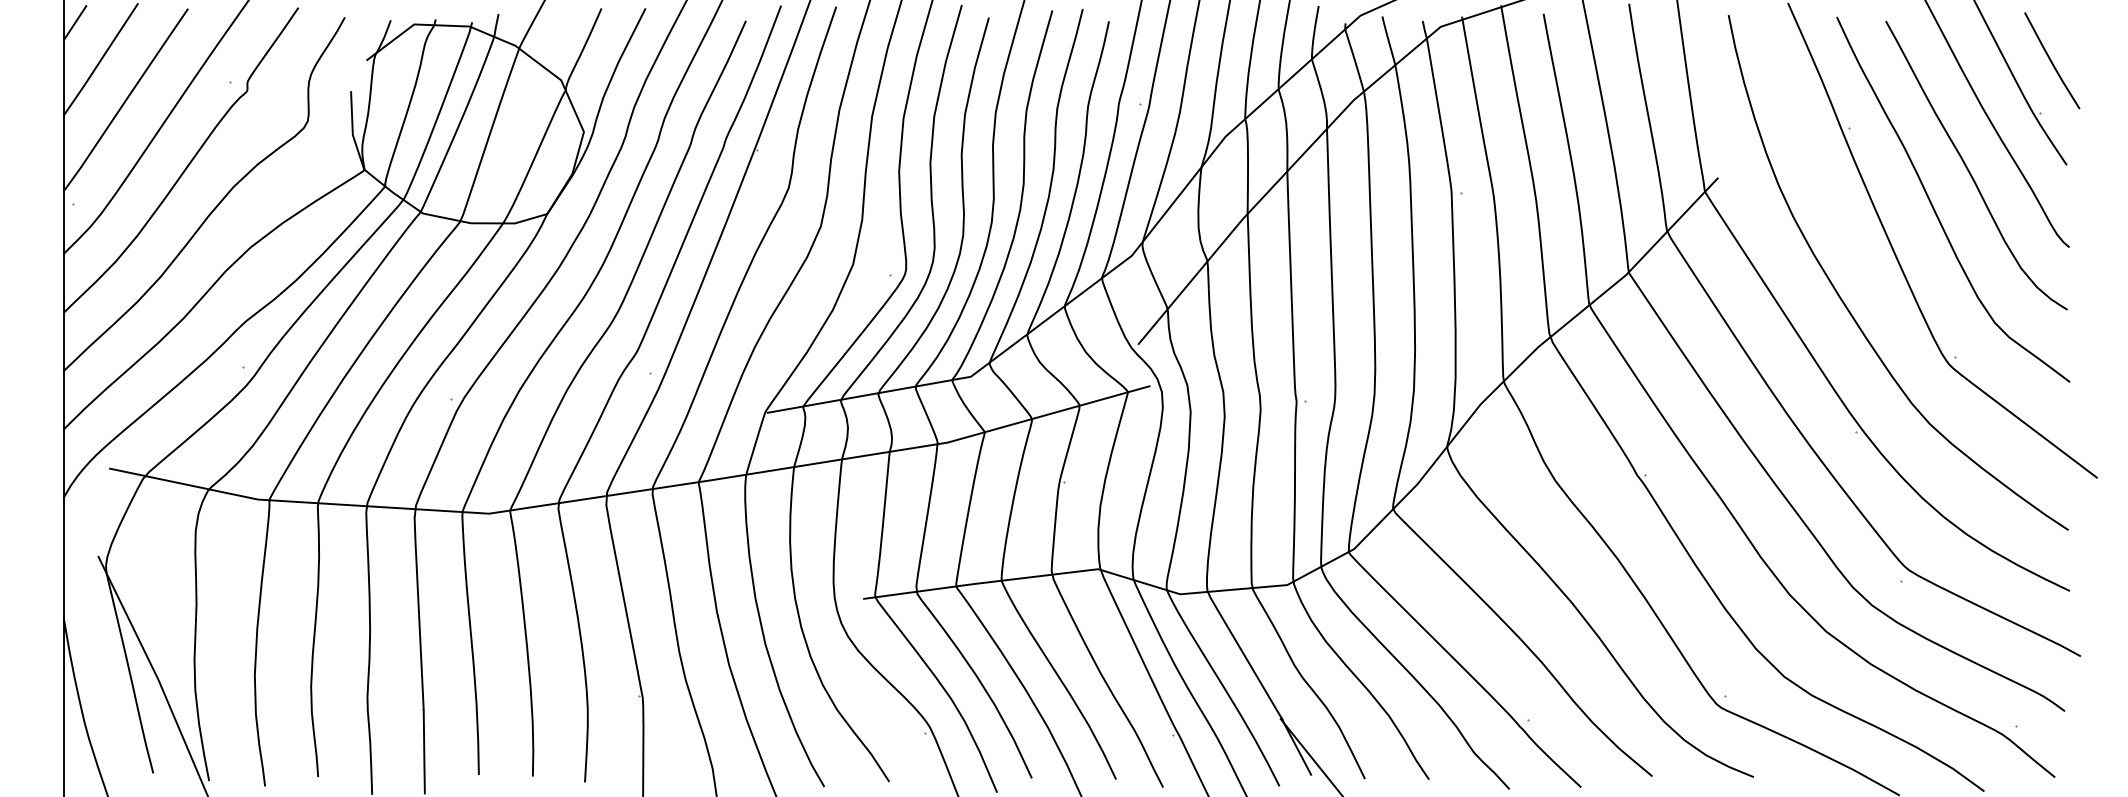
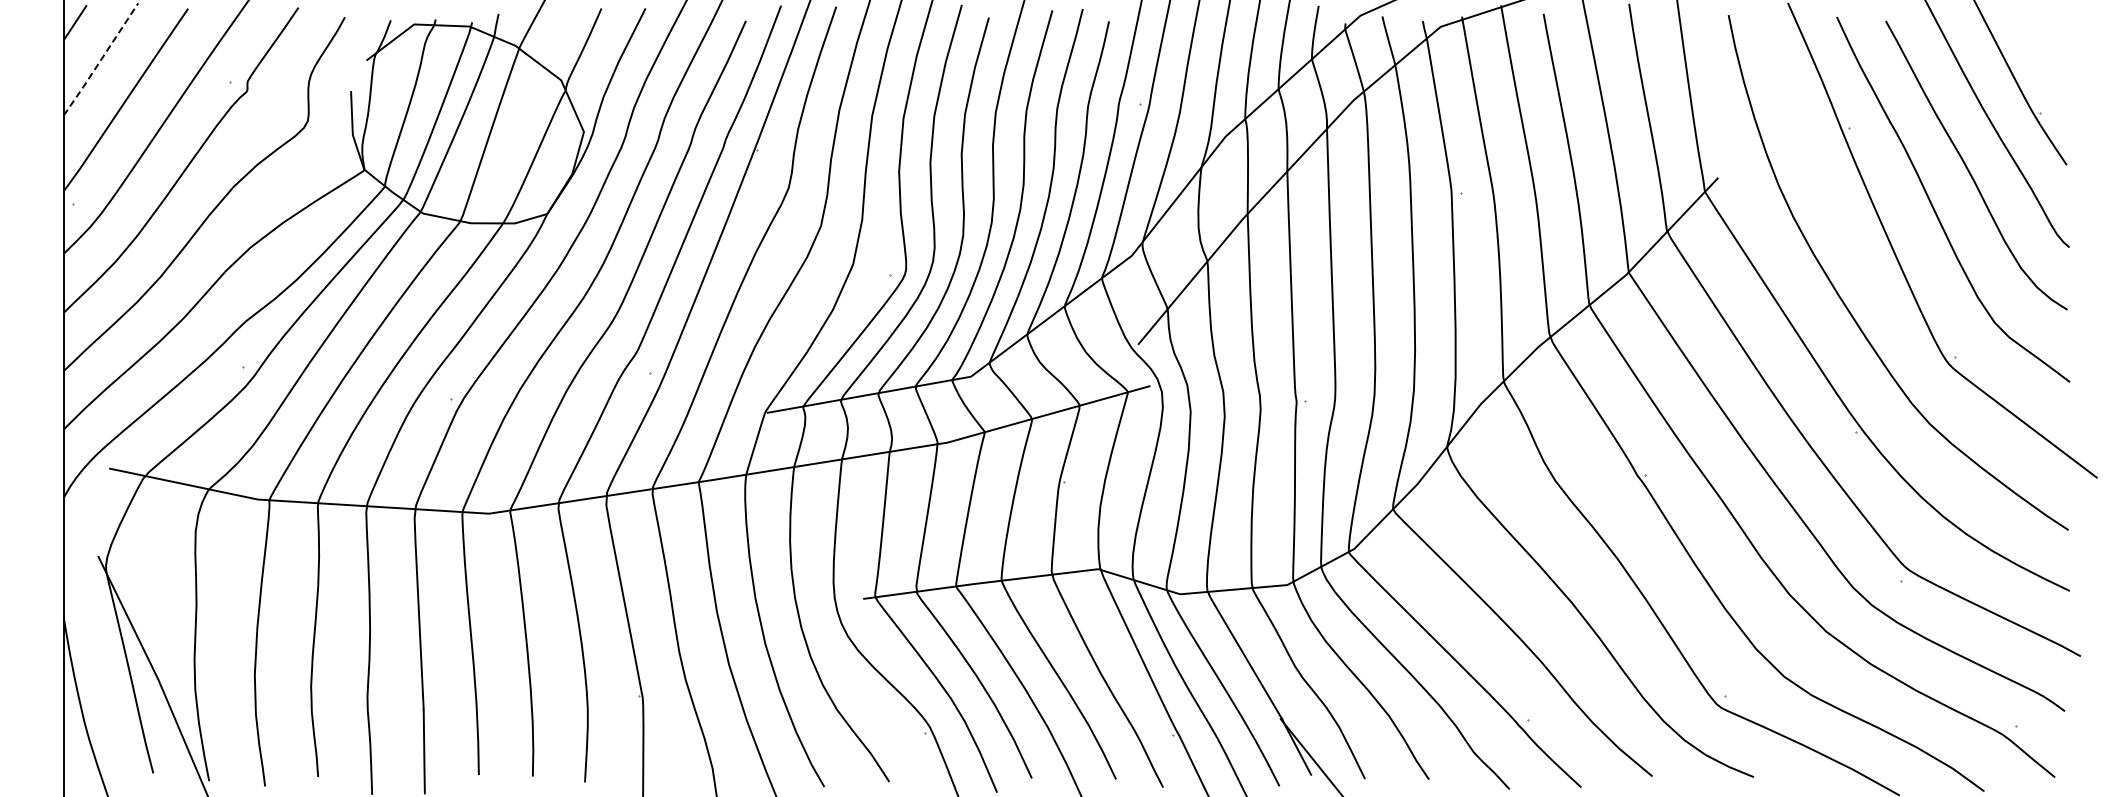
line: solid -> dashed (101, 59)
line: present -> none (2051, 60)
